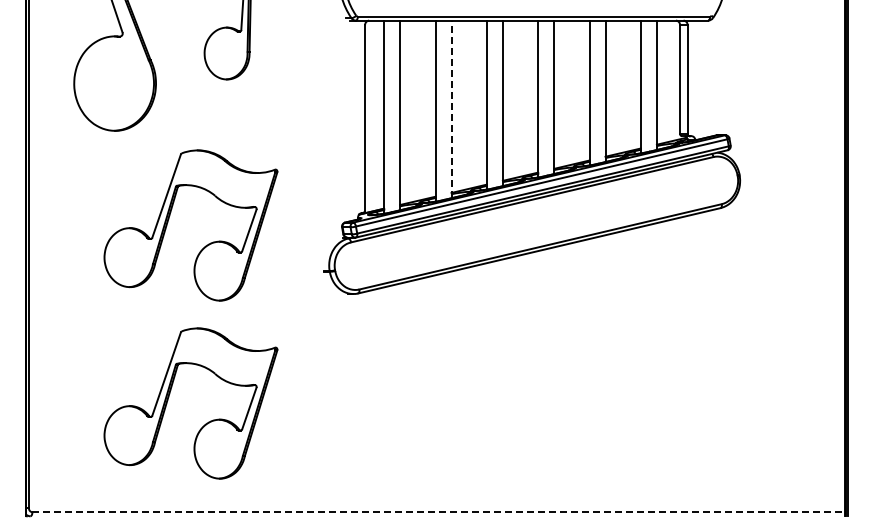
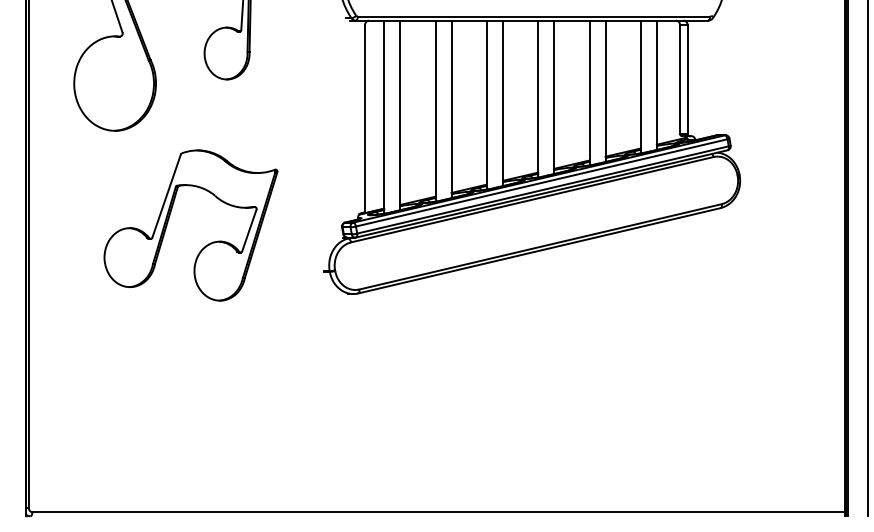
line: dashed -> solid (451, 109)
line: none -> present (867, 259)
part: present -> none (169, 397)
line: dashed -> solid (439, 512)
